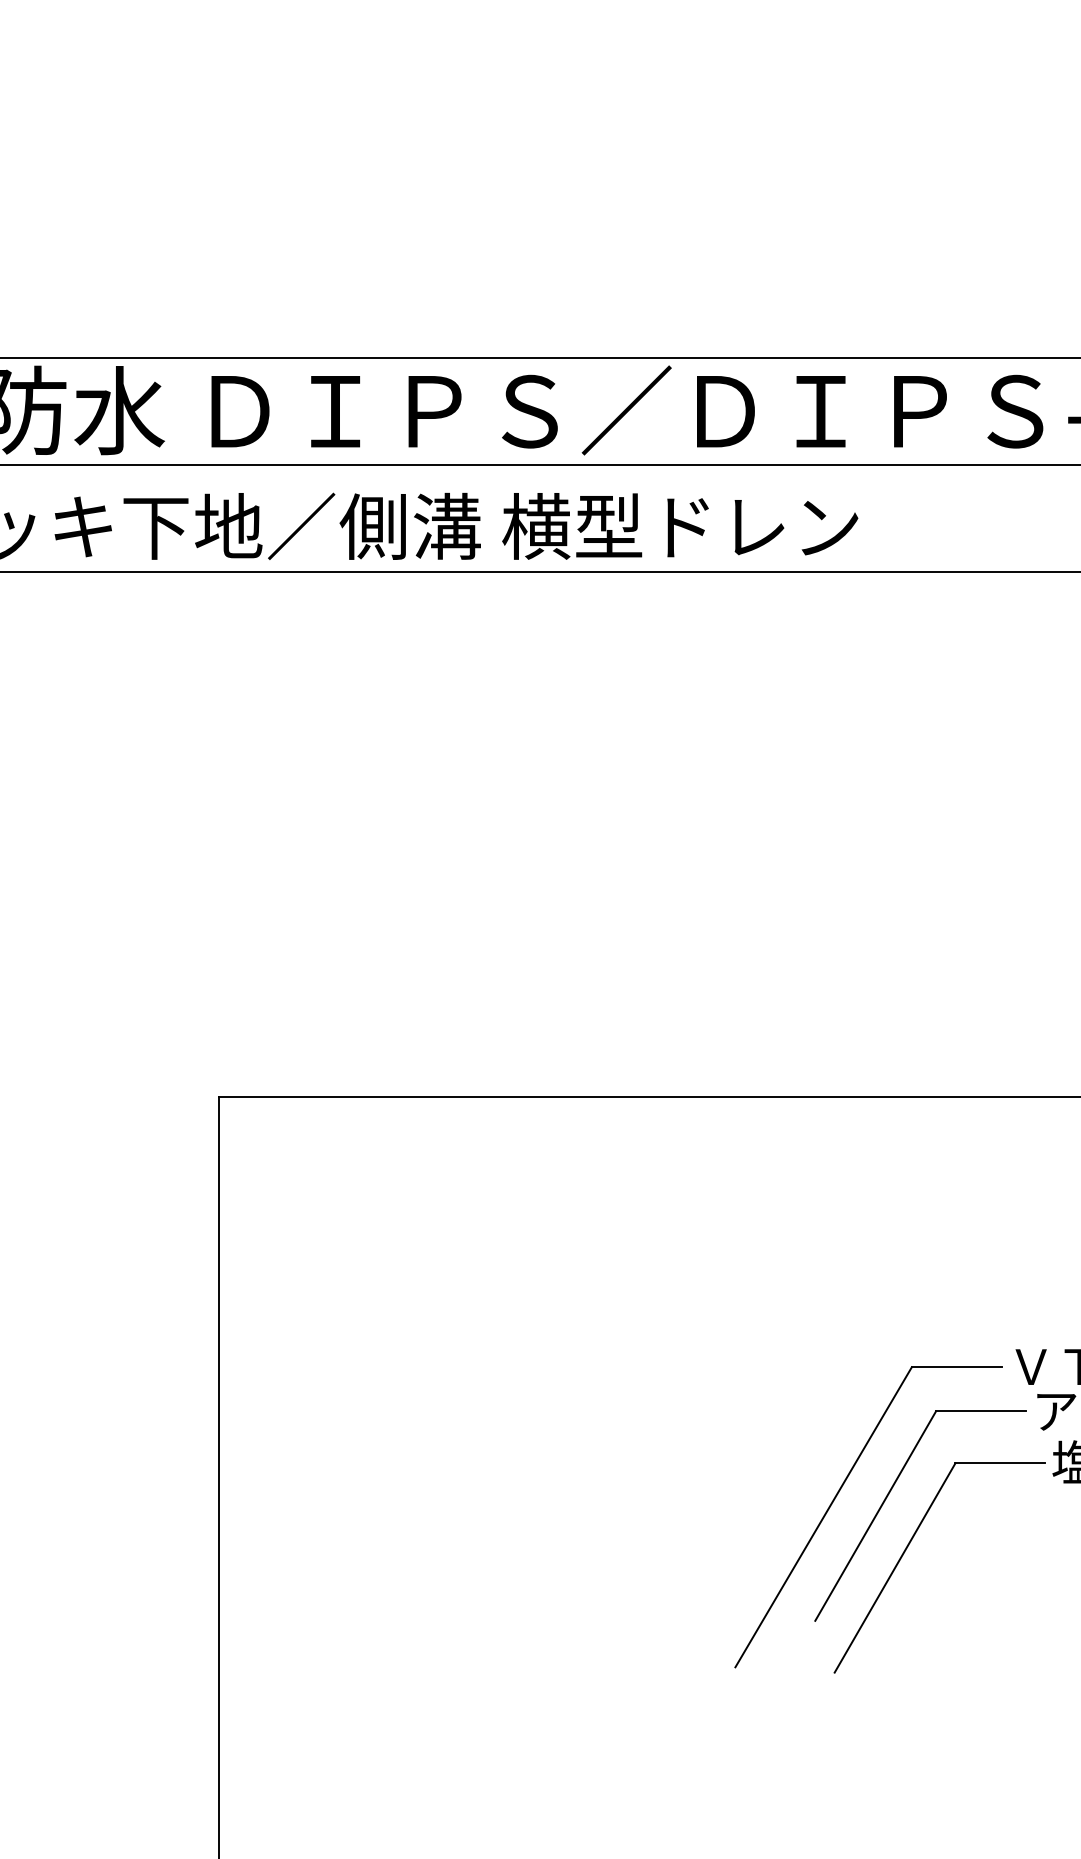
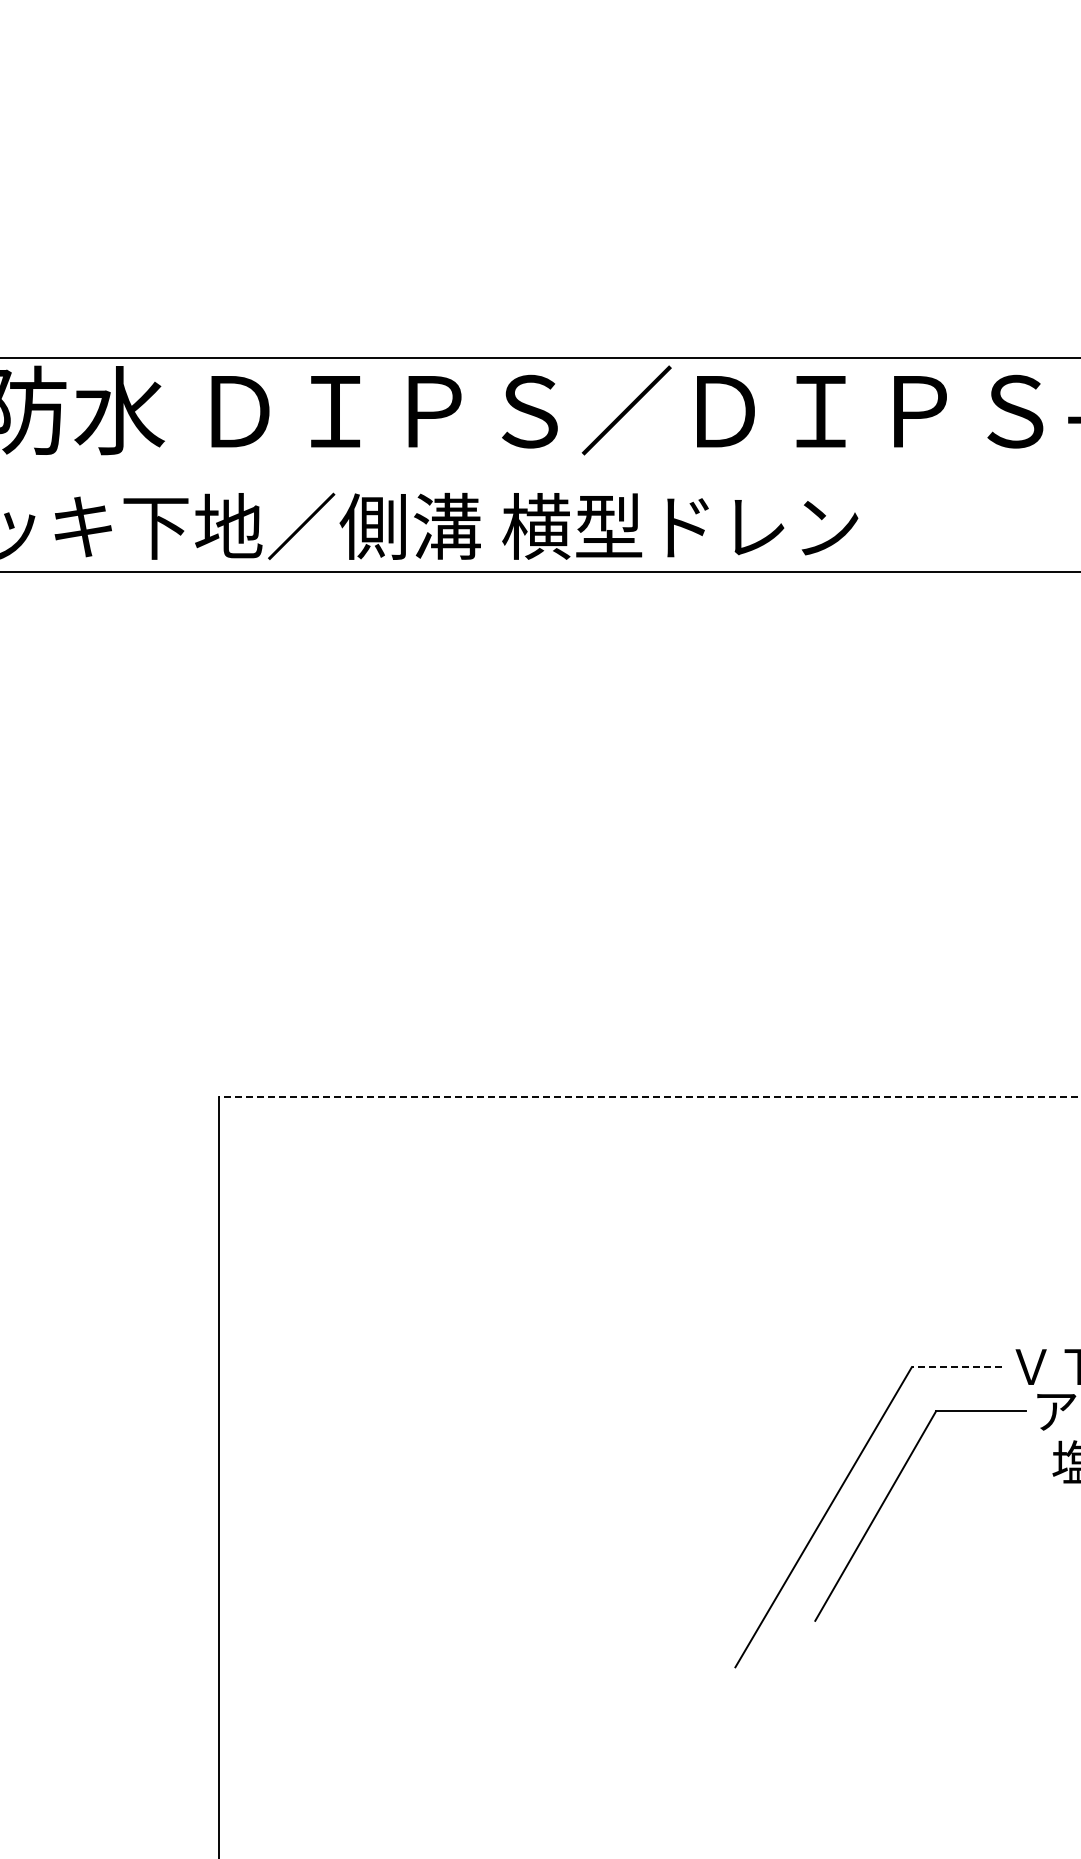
line: present -> none (539, 465)
line: solid -> dashed (649, 1096)
line: solid -> dashed (956, 1367)
part: present -> none (906, 1550)
